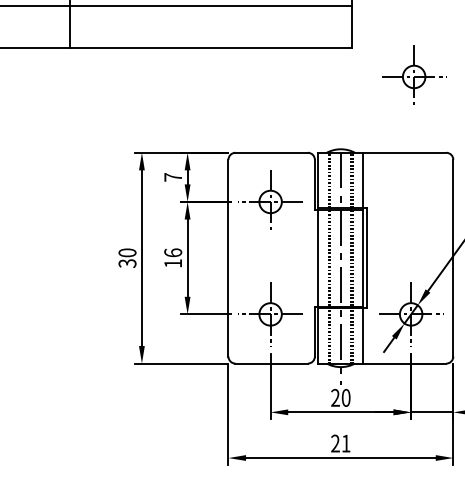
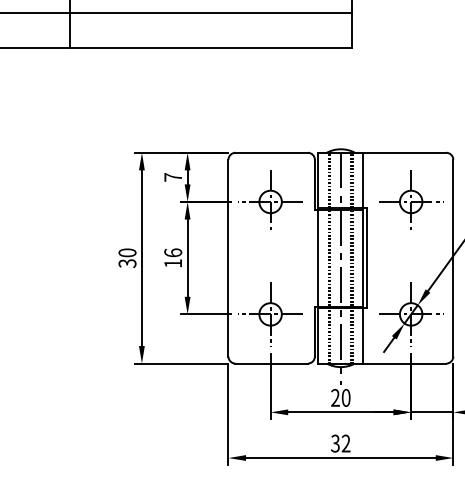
line position: (176, 6) -> (176, 13) (176, 13)
part position: (414, 74) -> (411, 199) (411, 199)
text: 21 -> 32 (340, 443)
